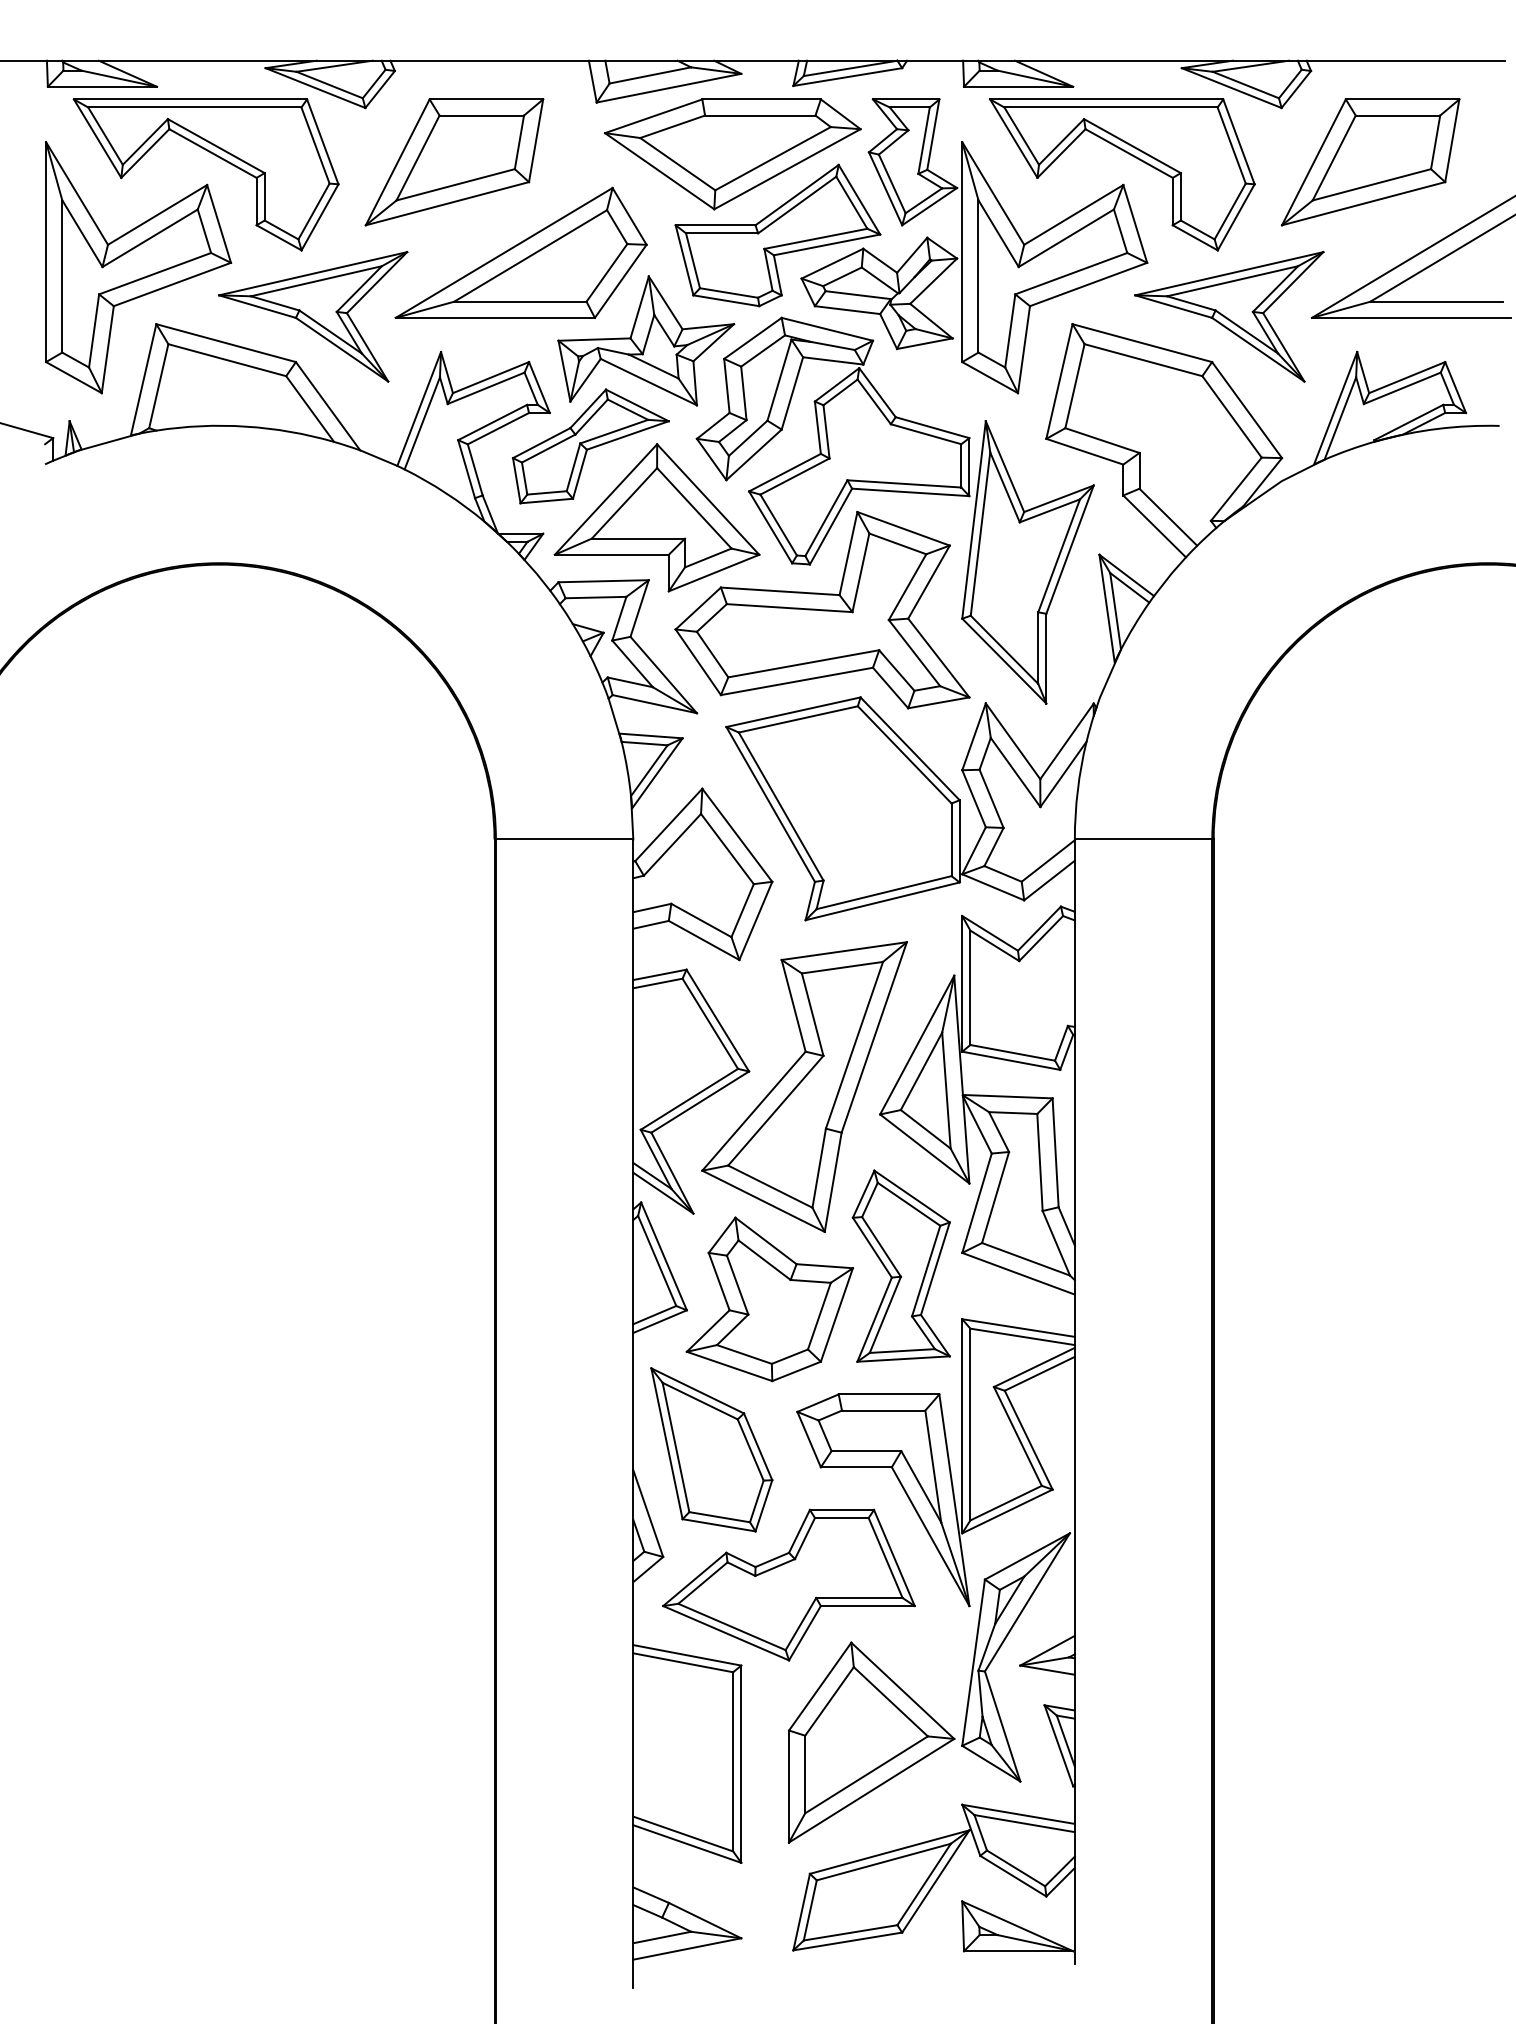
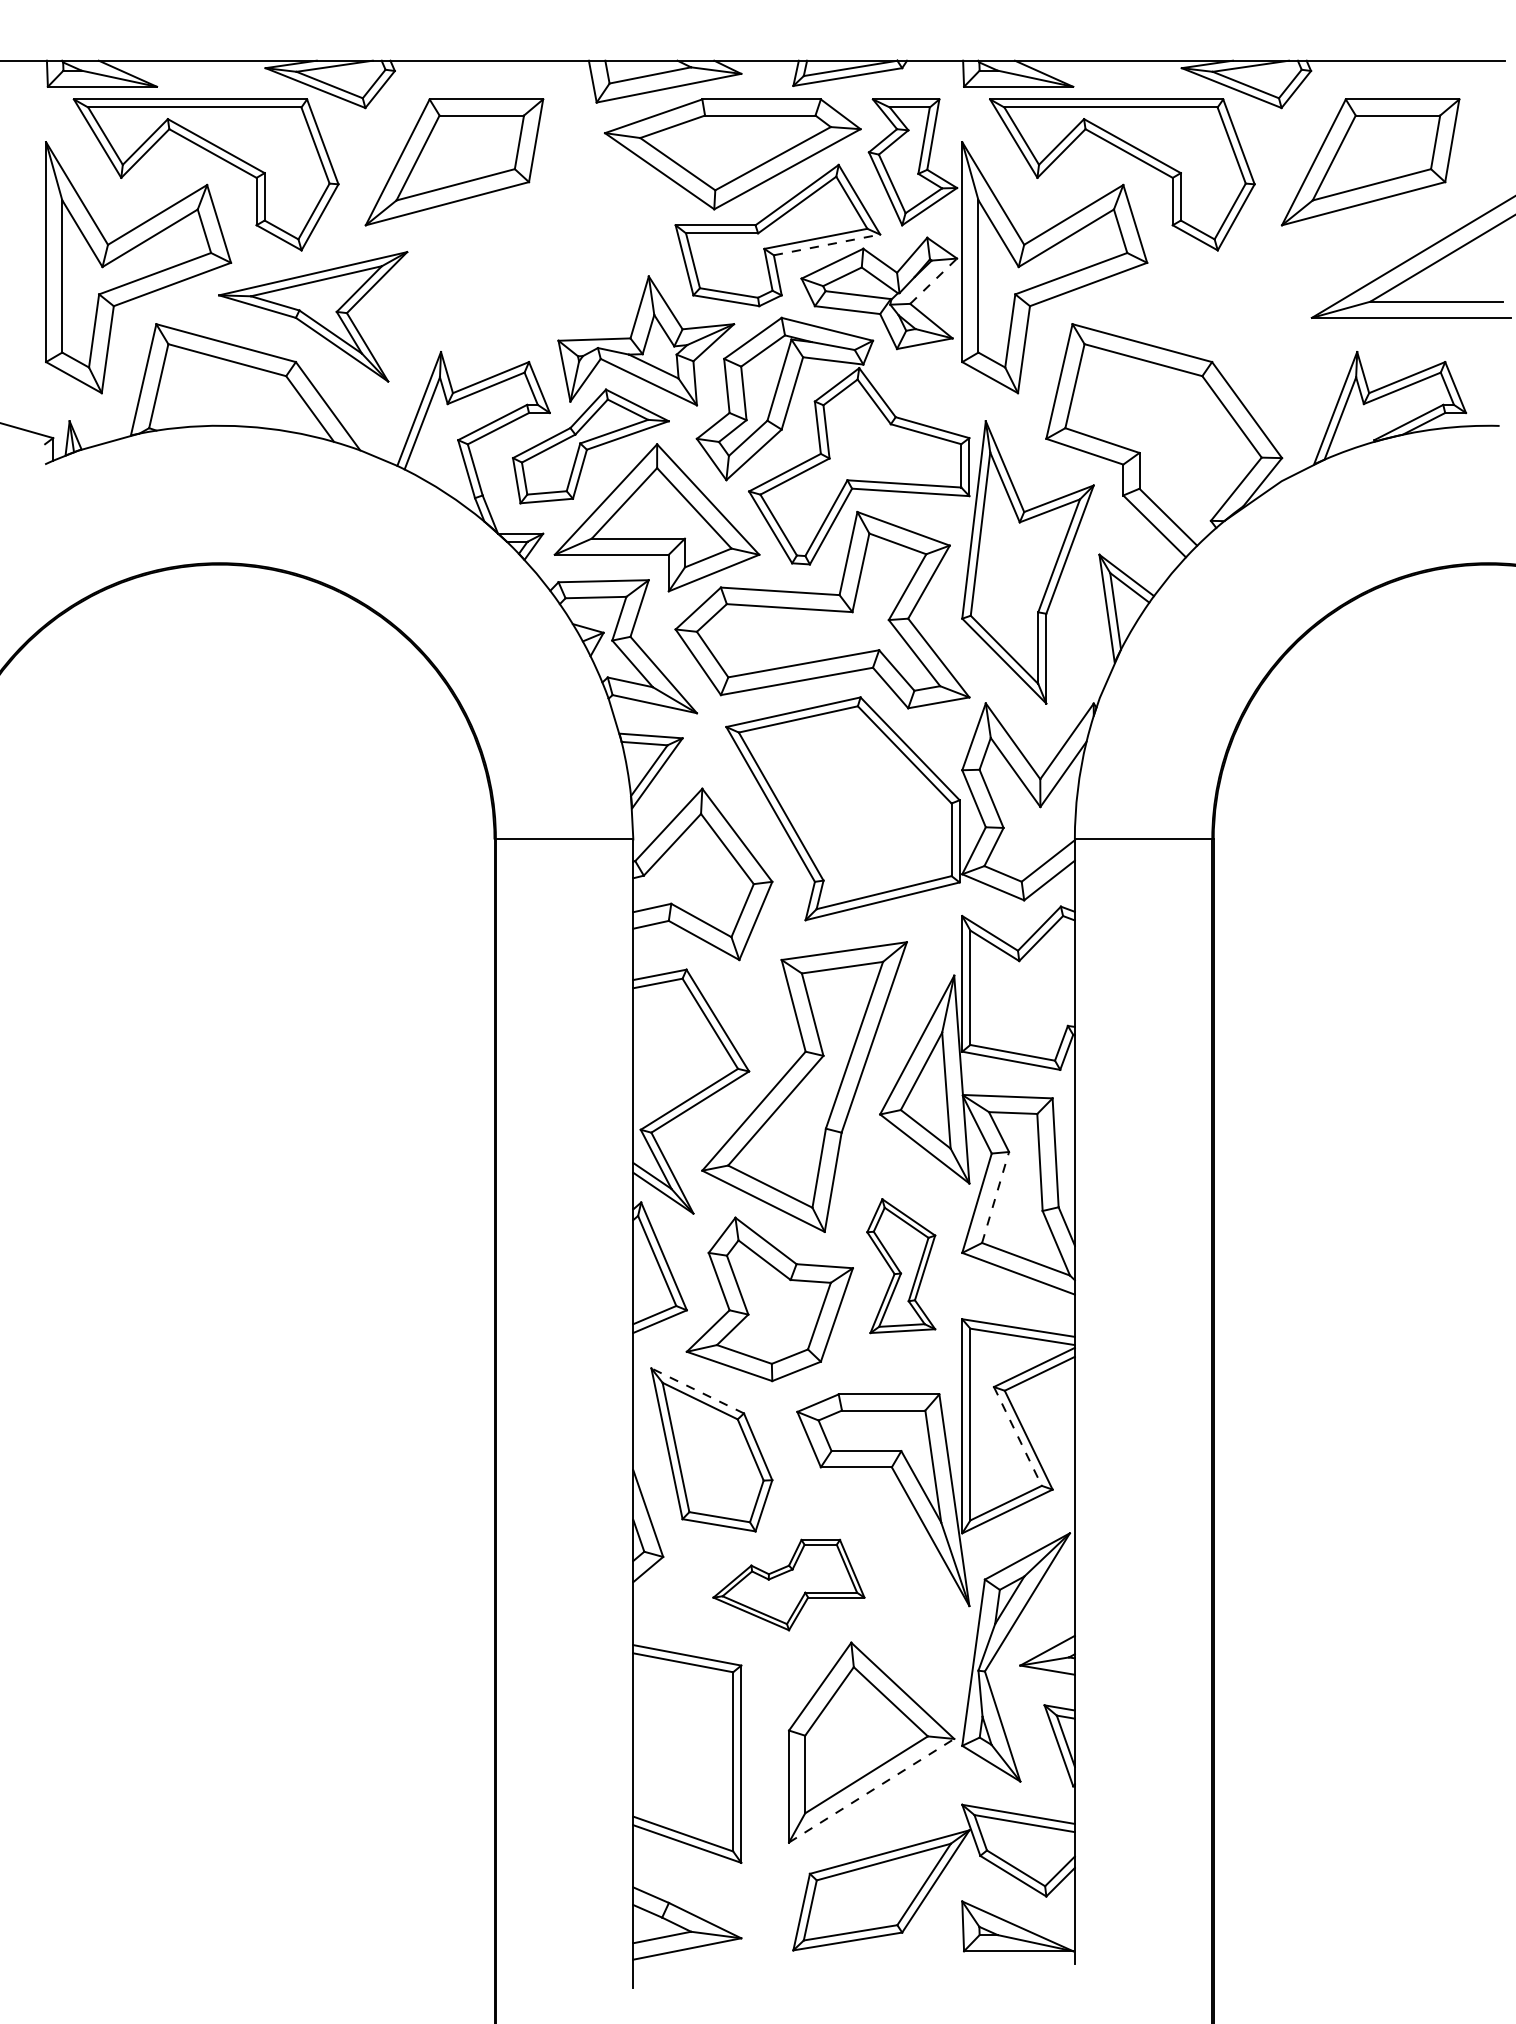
line: solid -> dashed (827, 244)
part: present -> none (520, 252)
line: solid -> dashed (933, 281)
part: present -> none (1229, 316)
line: solid -> dashed (995, 1197)
part size: 100x194 px -> 71x137 px (901, 1266)
line: solid -> dashed (697, 1390)
line: solid -> dashed (1017, 1436)
part size: 254x154 px -> 154x94 px (788, 1584)
line: solid -> dashed (872, 1790)
